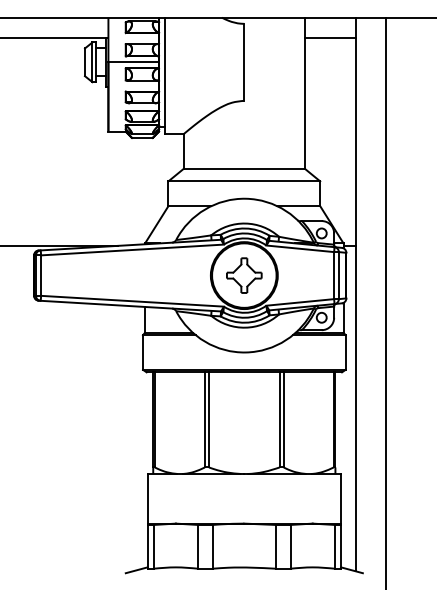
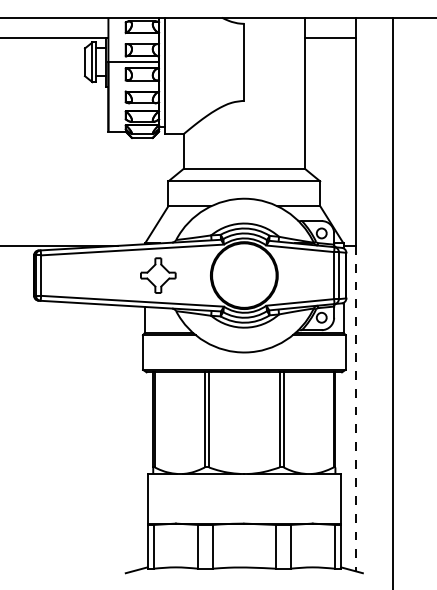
part position: (244, 275) -> (158, 275) (158, 275)
line position: (385, 301) -> (392, 301) (392, 301)
line: solid -> dashed (355, 408)
